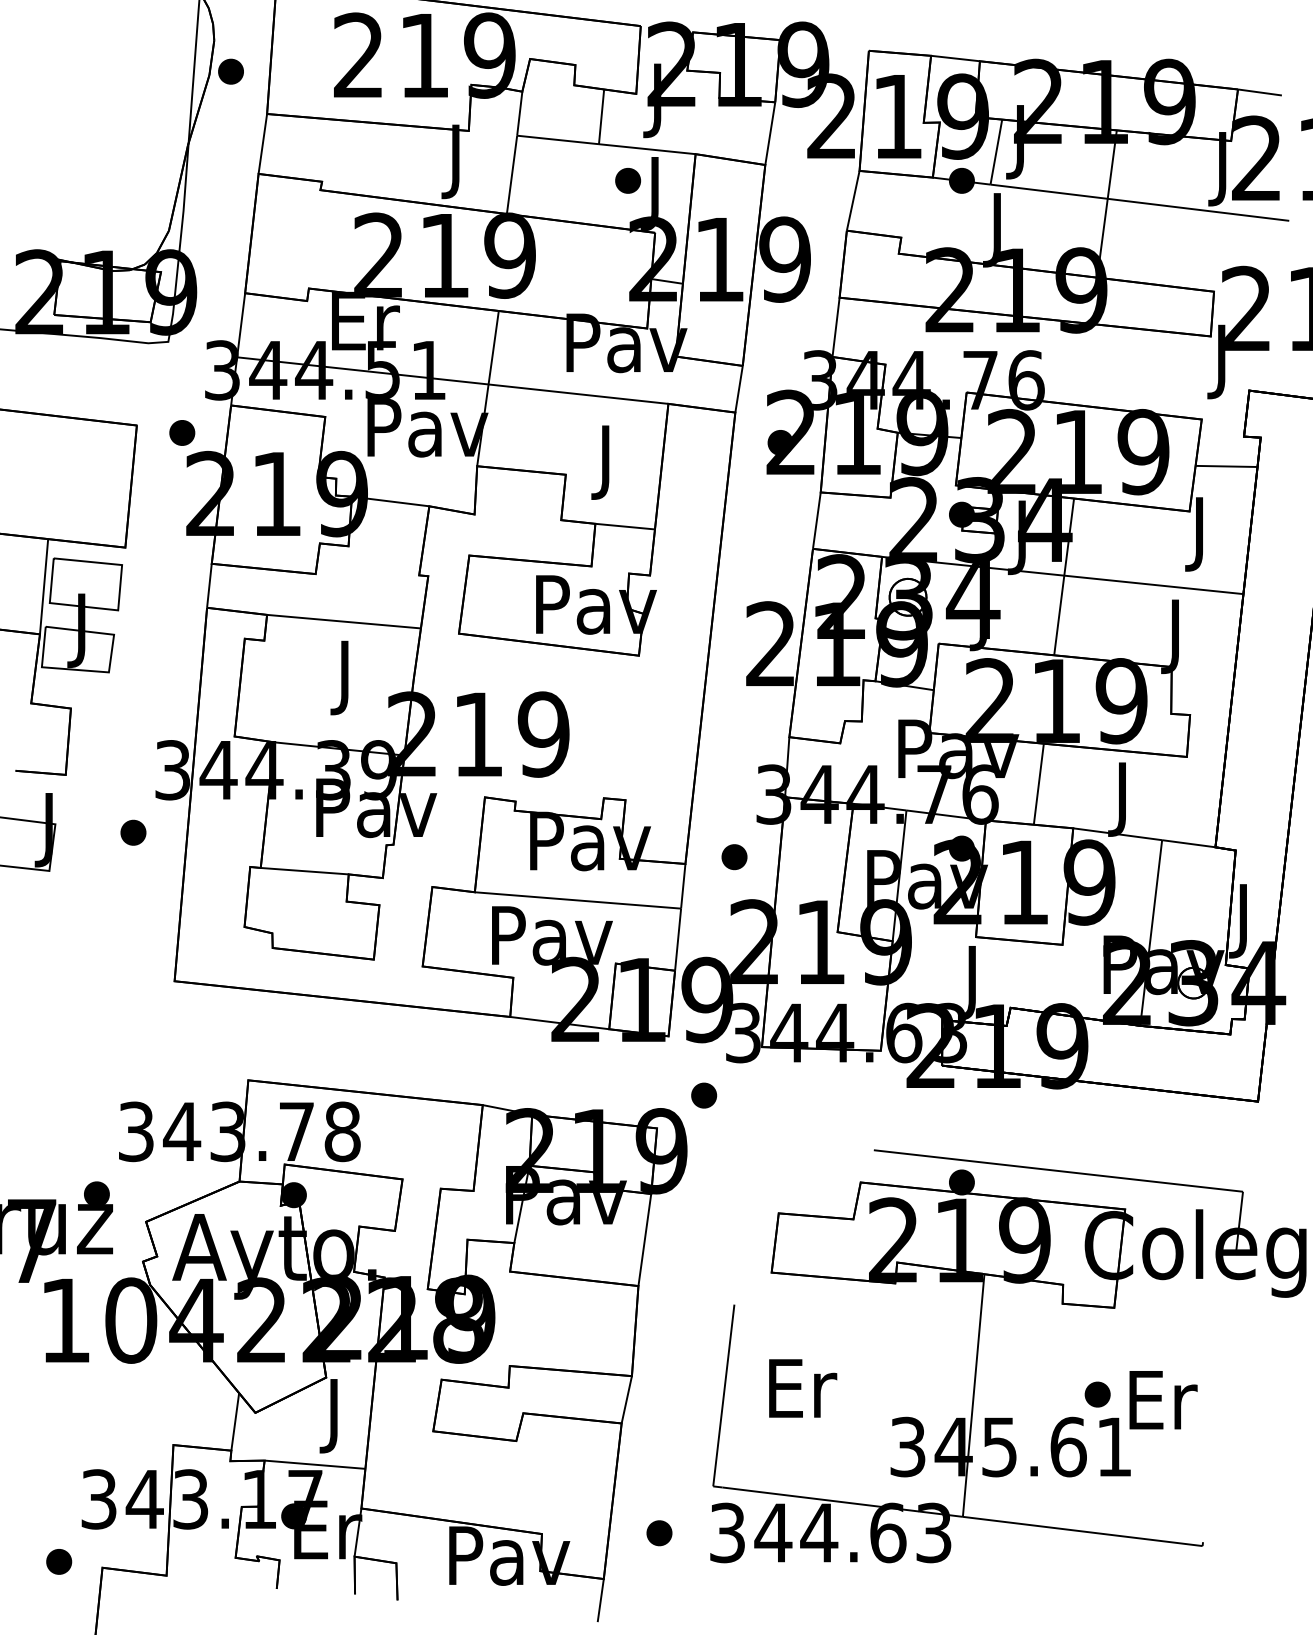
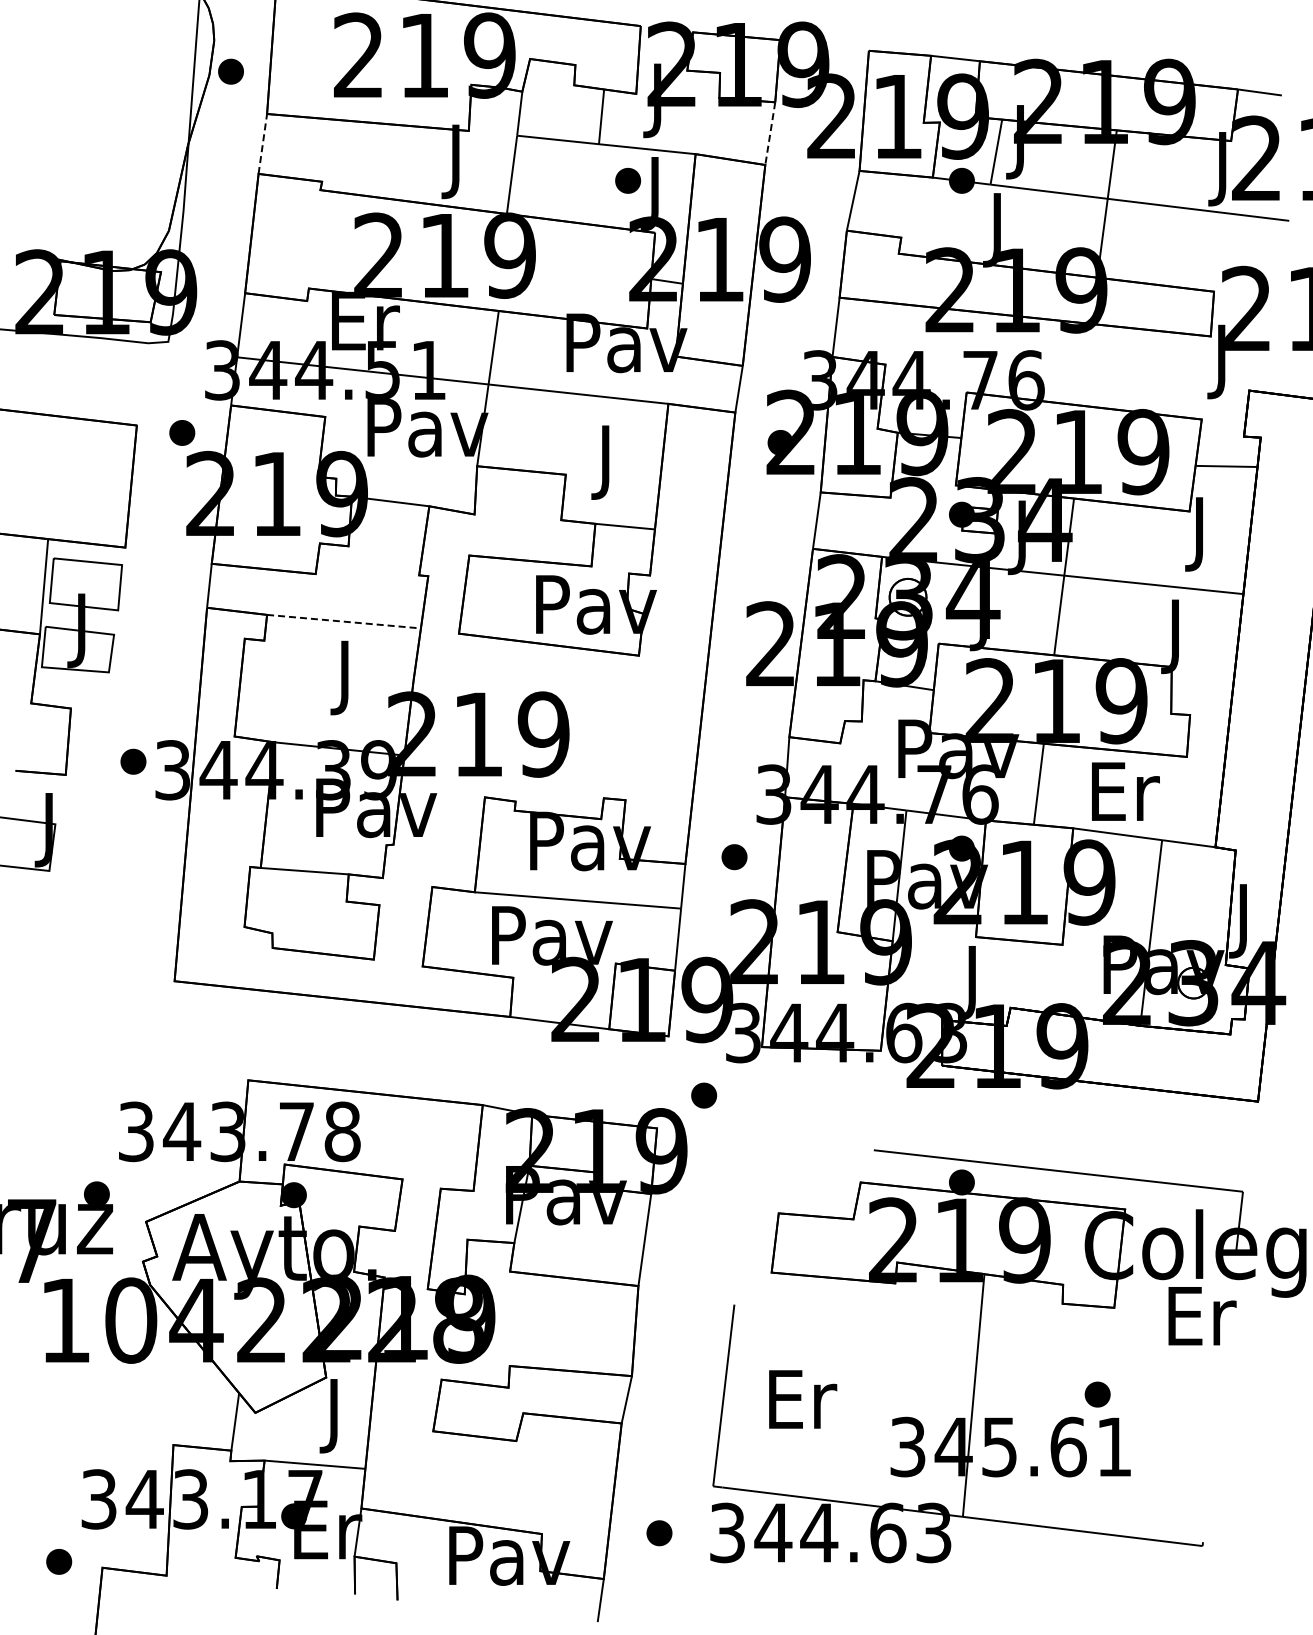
line: solid -> dashed (770, 133)
line: solid -> dashed (262, 143)
line: solid -> dashed (344, 621)
text: J -> Er (1125, 799)
part position: (133, 832) -> (133, 761) (133, 761)
text position: (803, 1388) -> (803, 1399) (803, 1399)
text position: (1163, 1400) -> (1202, 1316) (1202, 1316)
